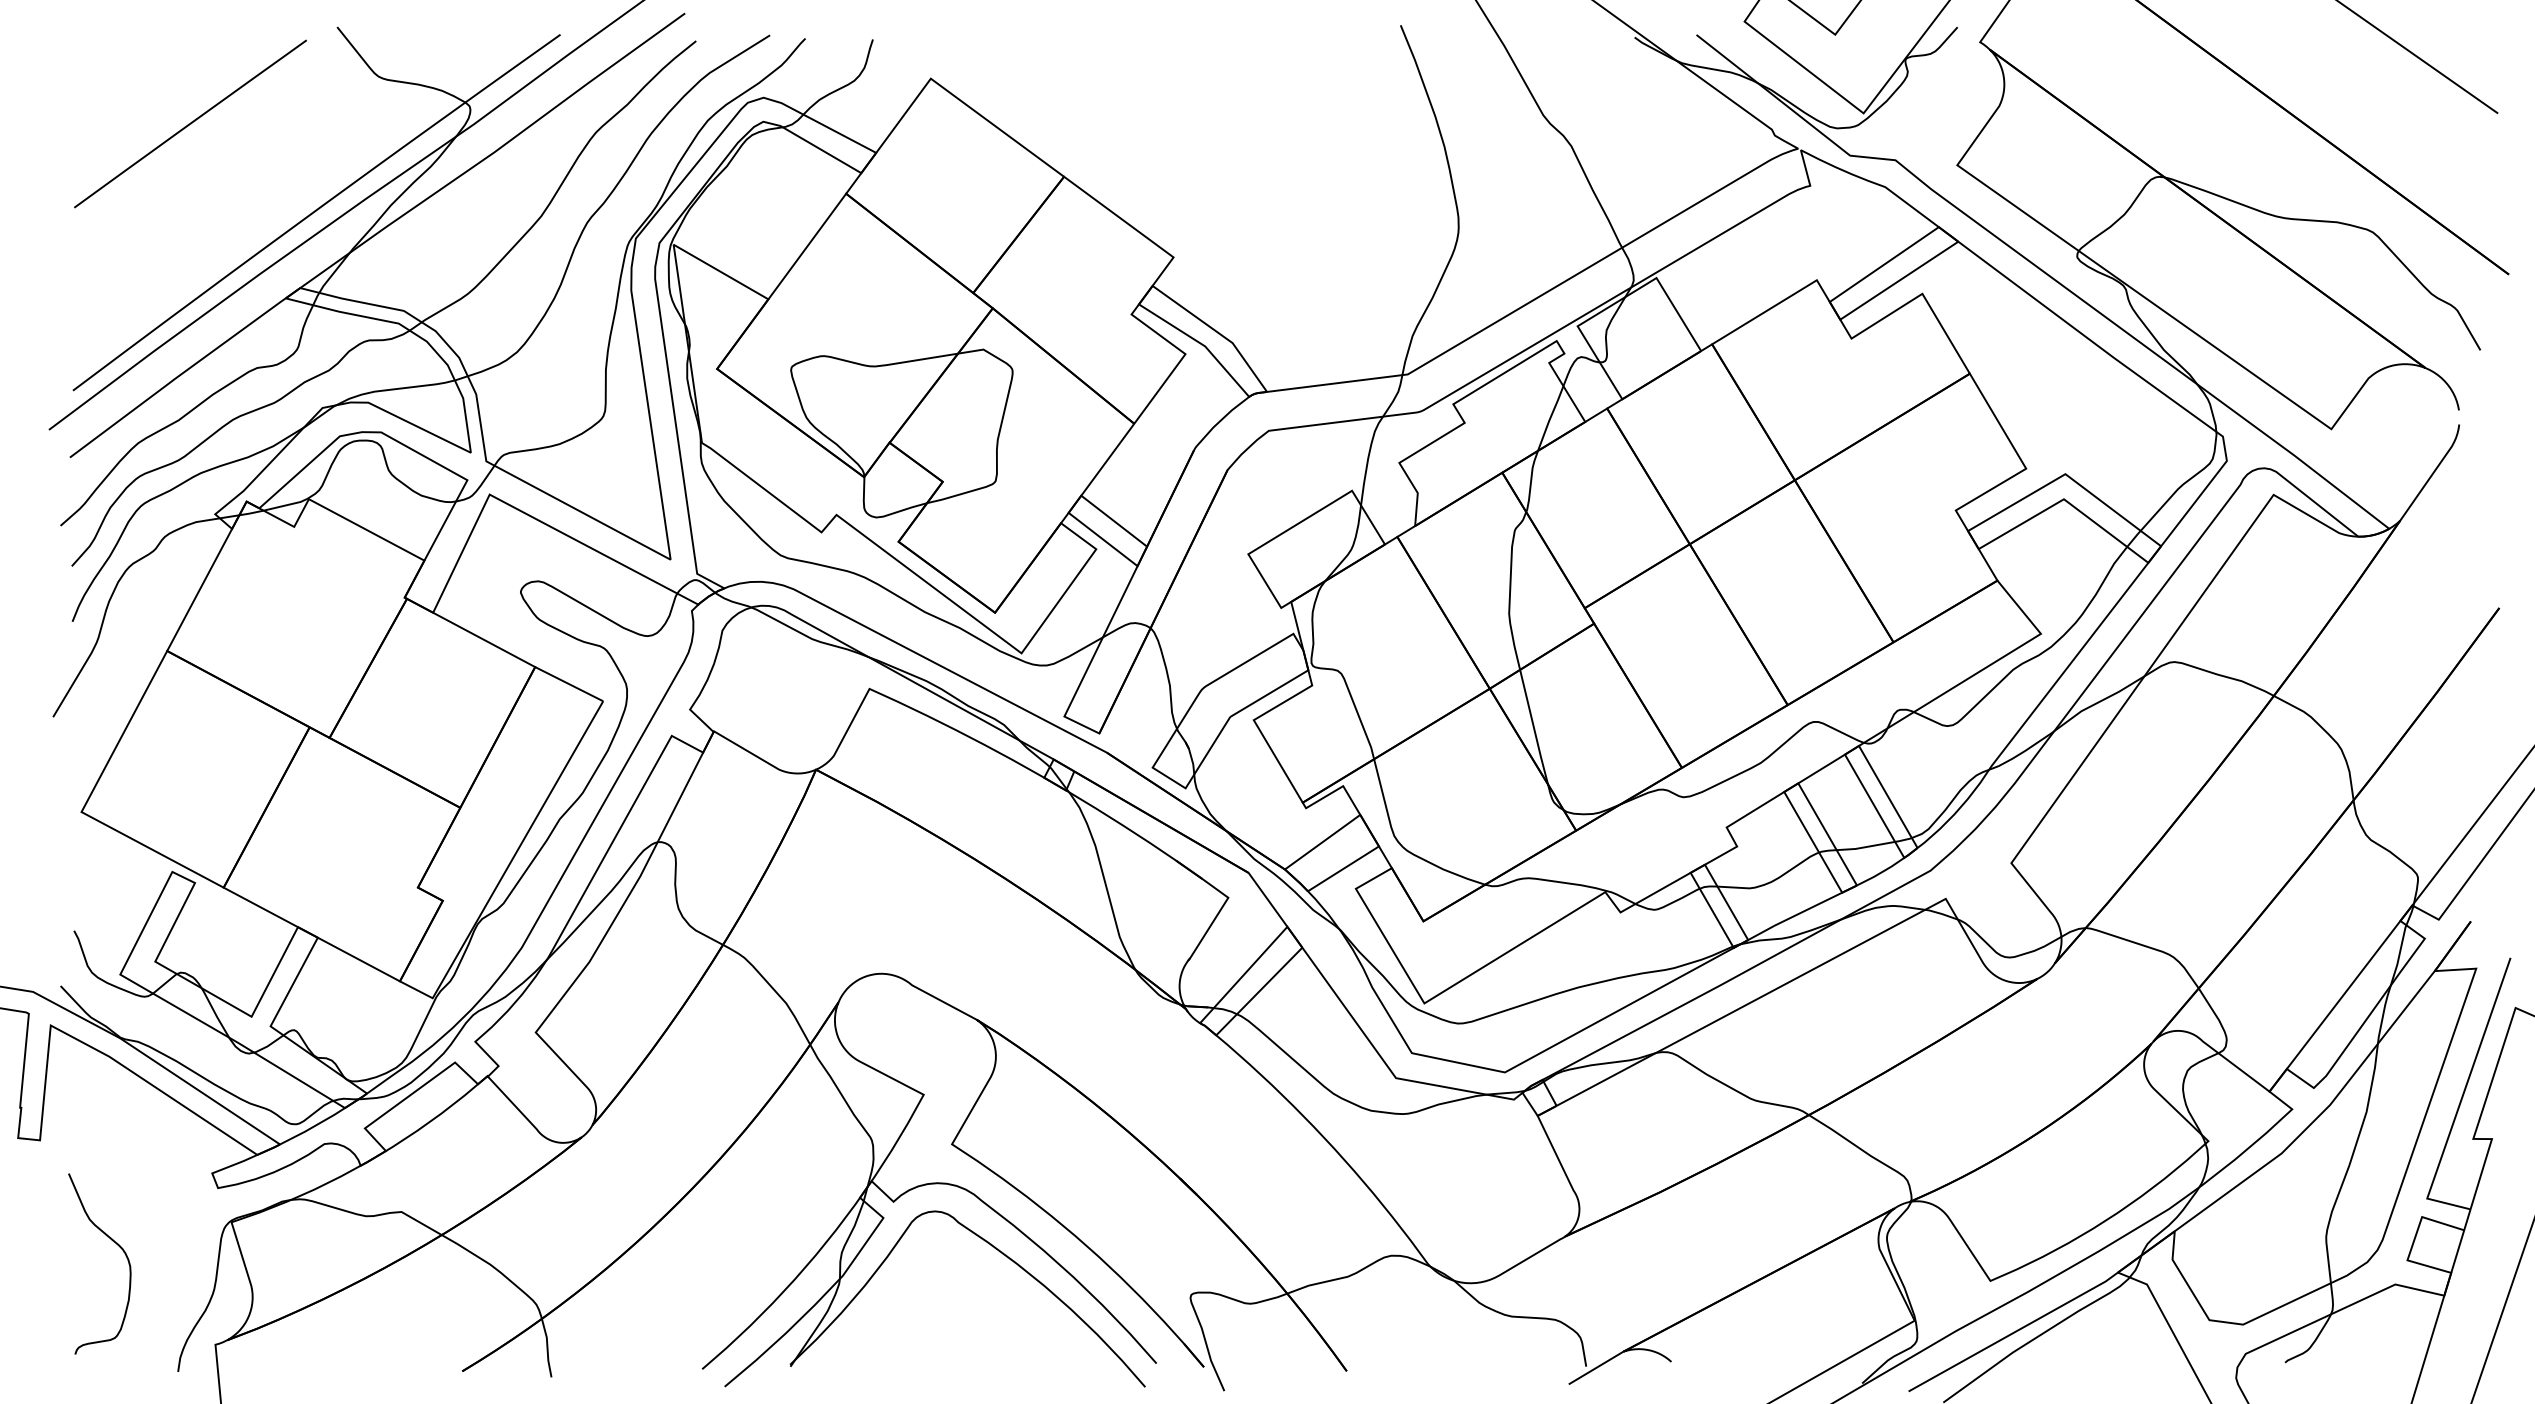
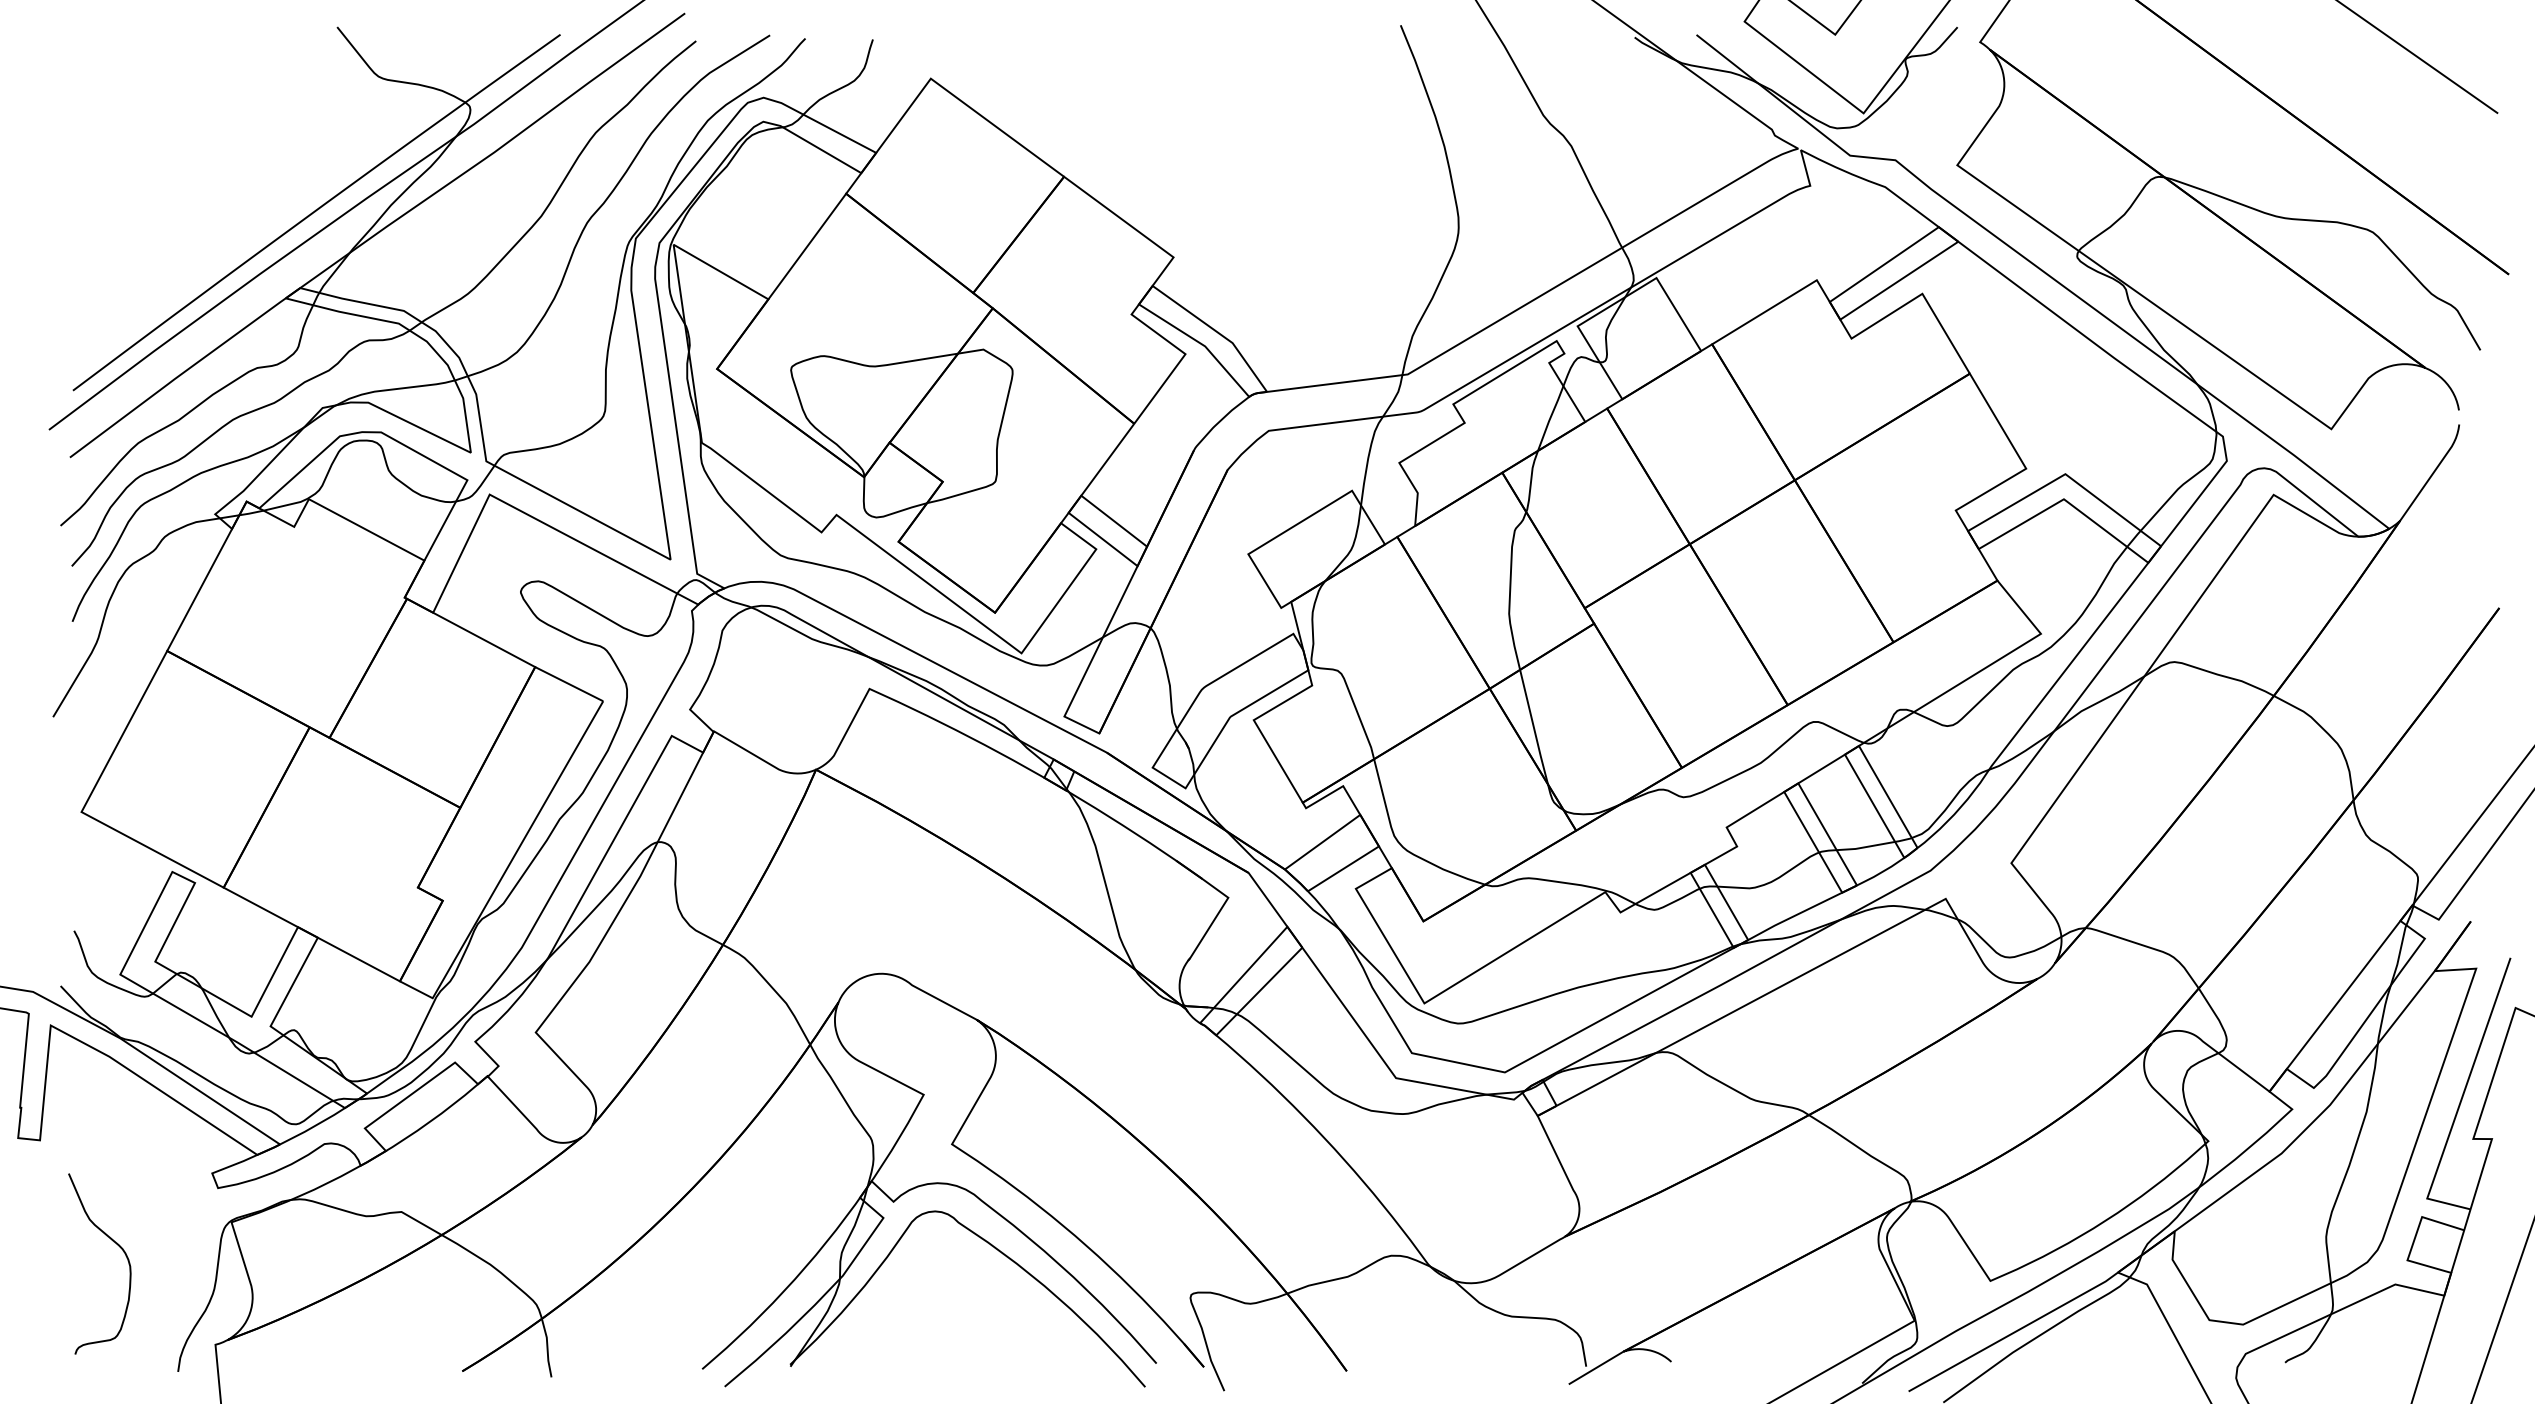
line: present -> none (190, 123)
